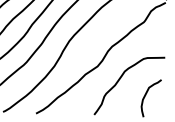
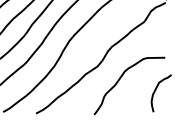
curve position: (146, 95) -> (156, 90) (156, 90)
